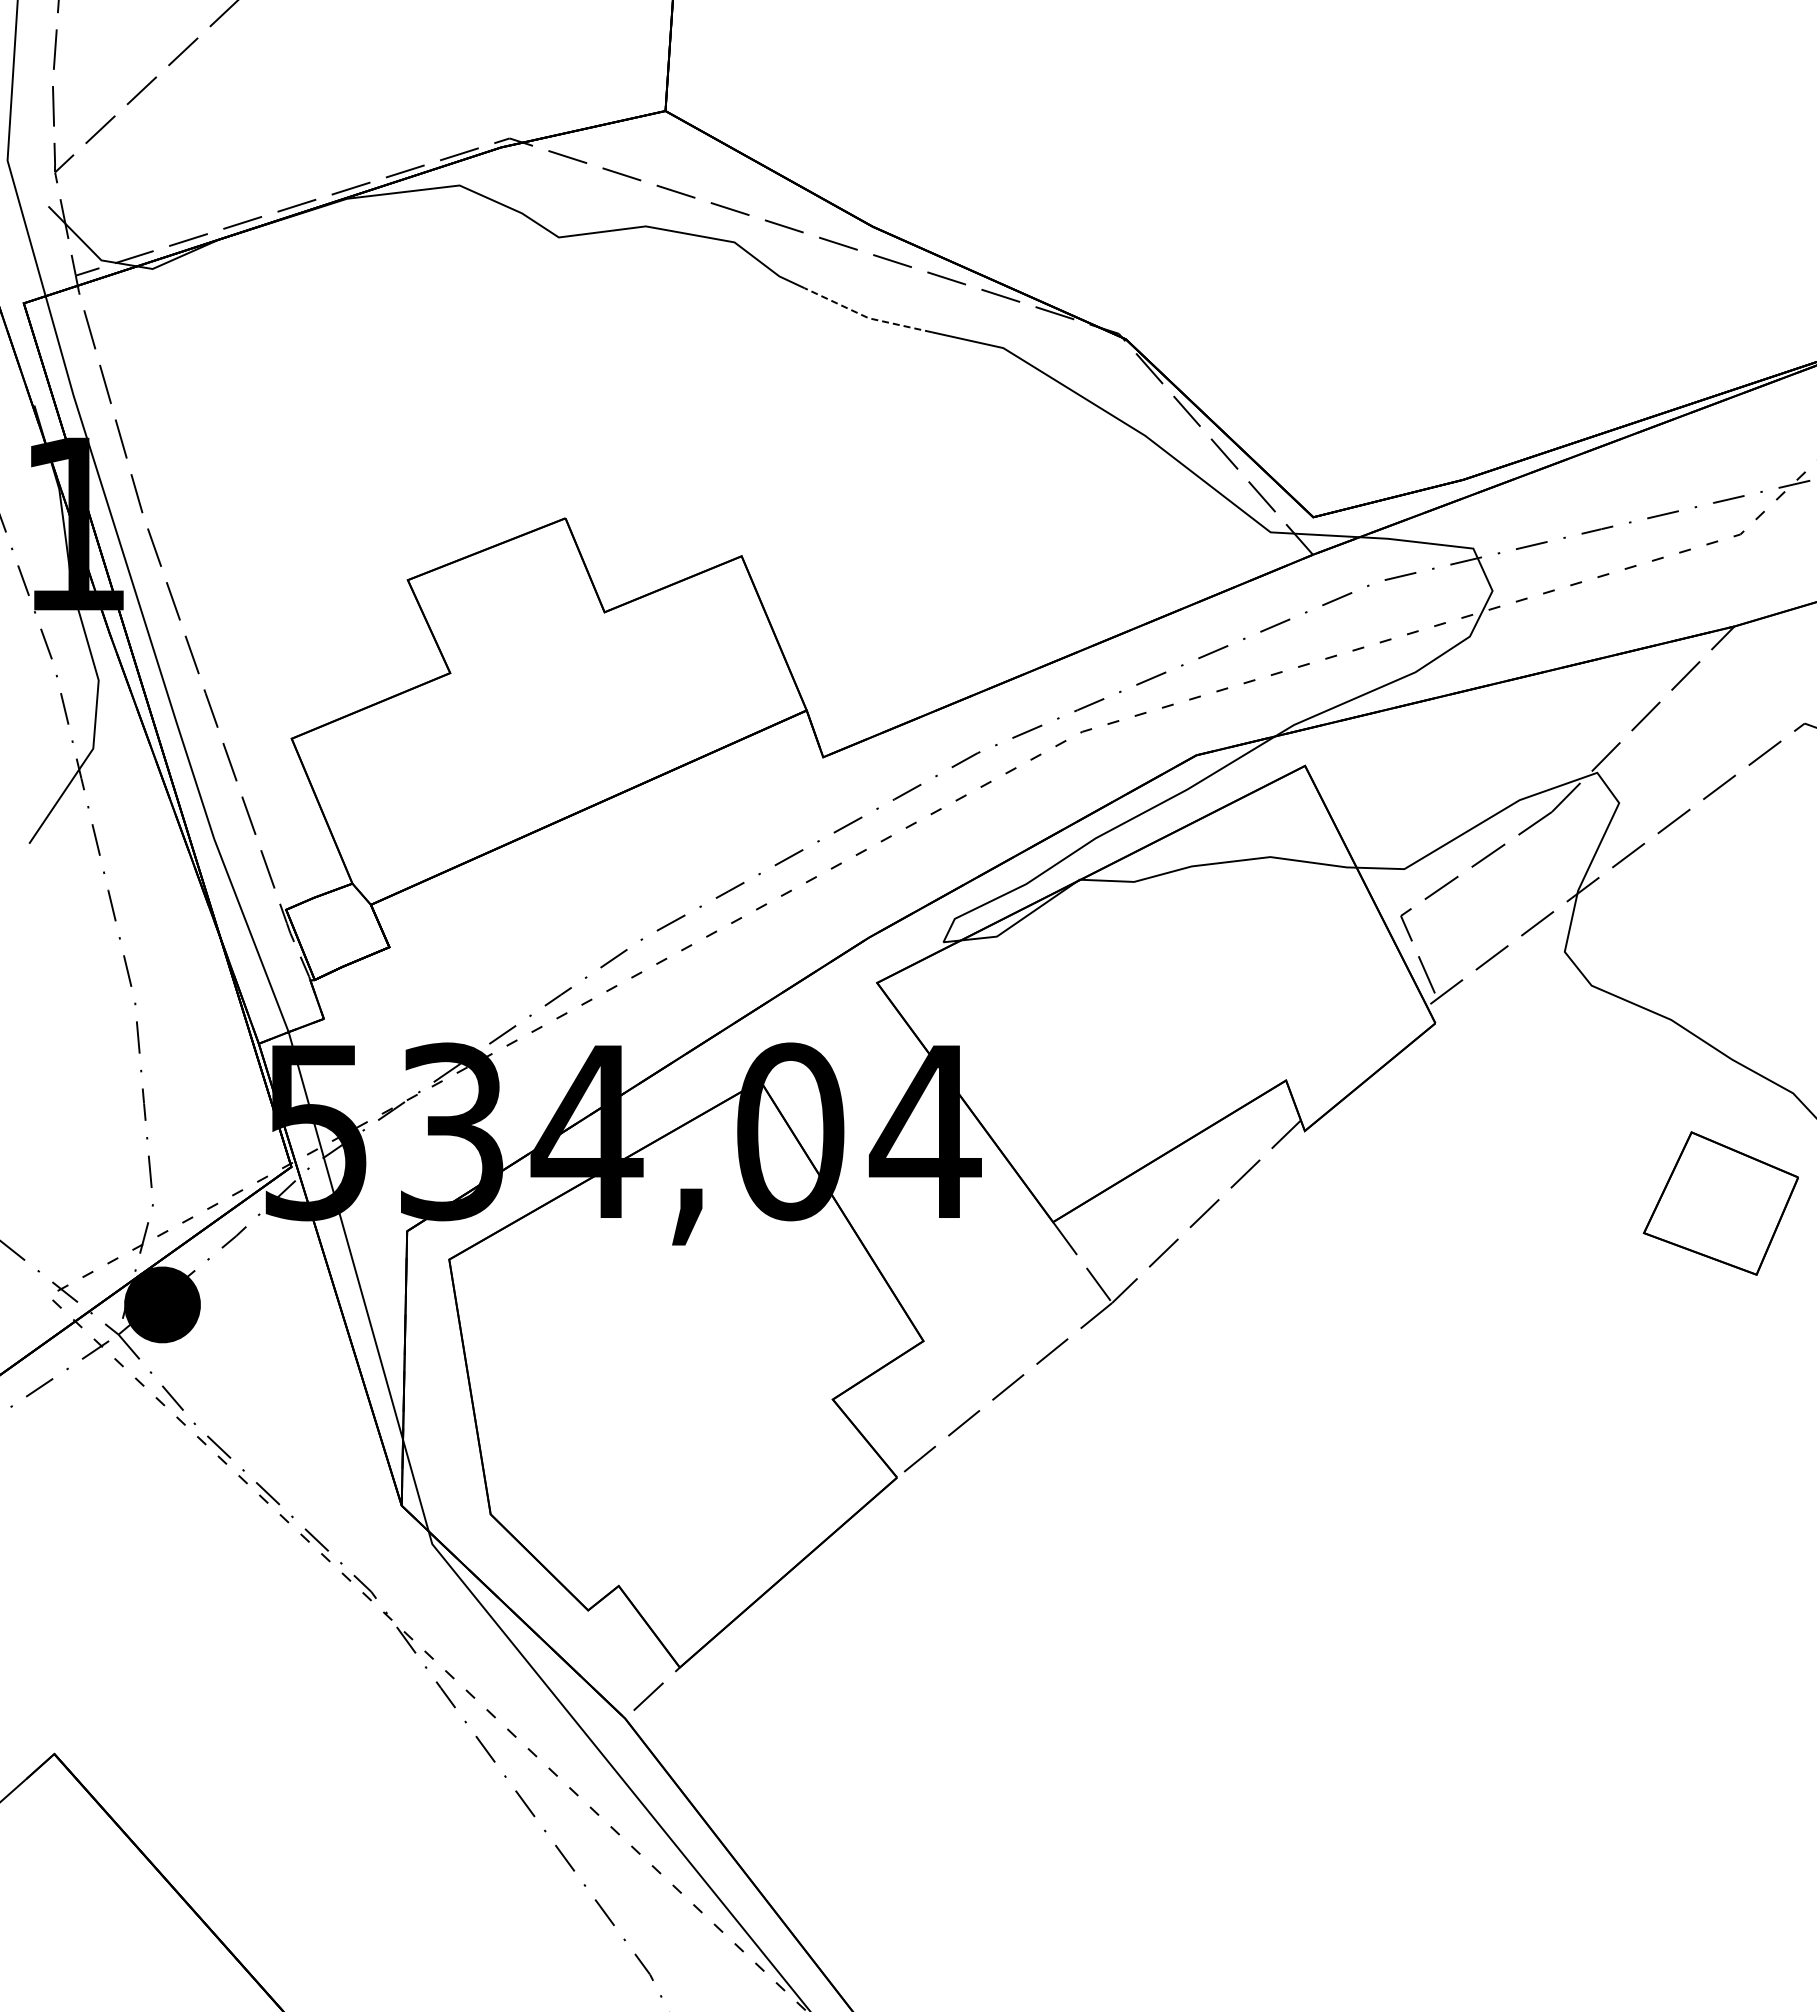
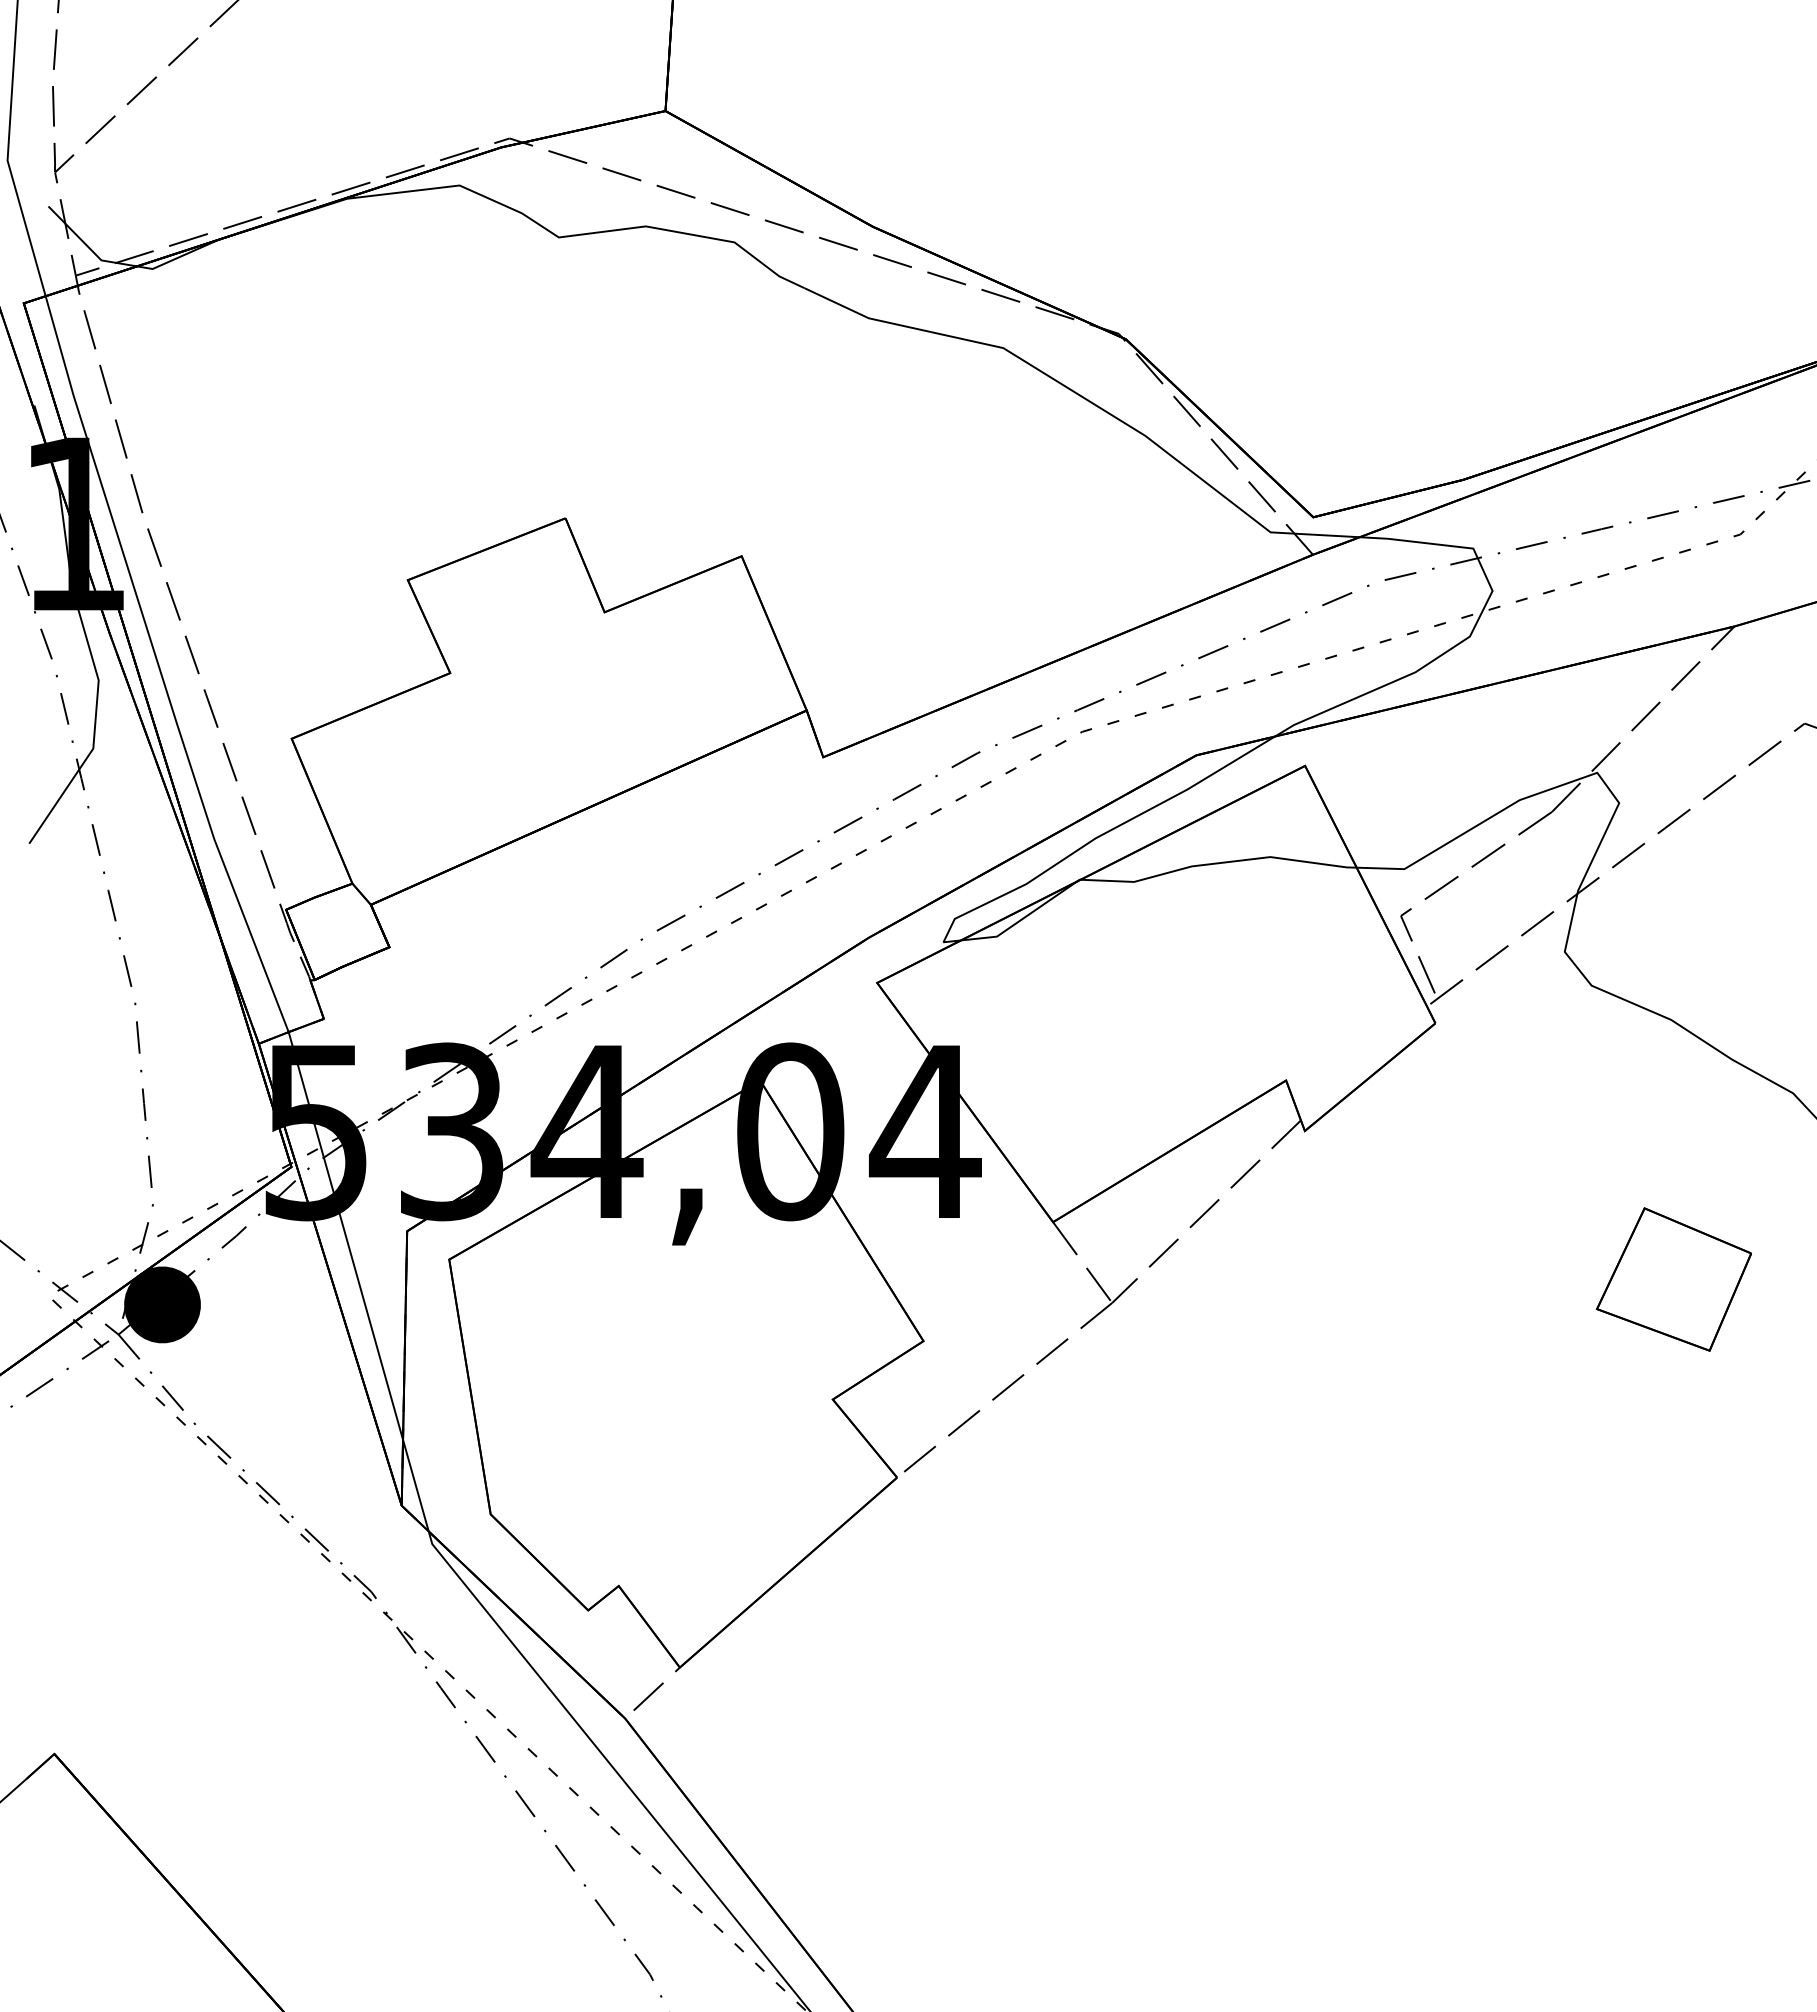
line: dashed -> solid (866, 317)
part position: (1720, 1203) -> (1673, 1279) (1673, 1279)
